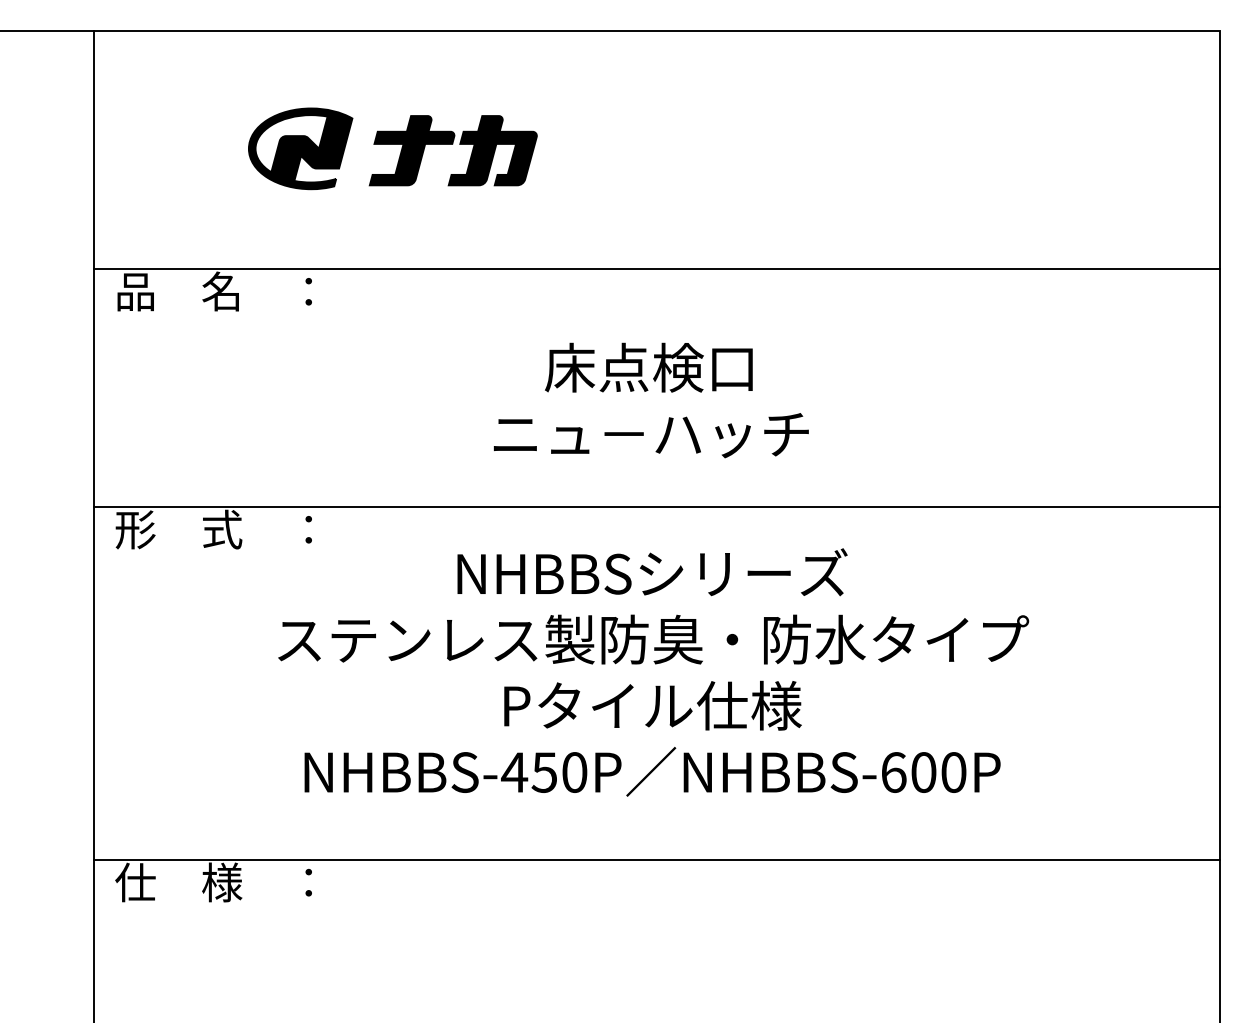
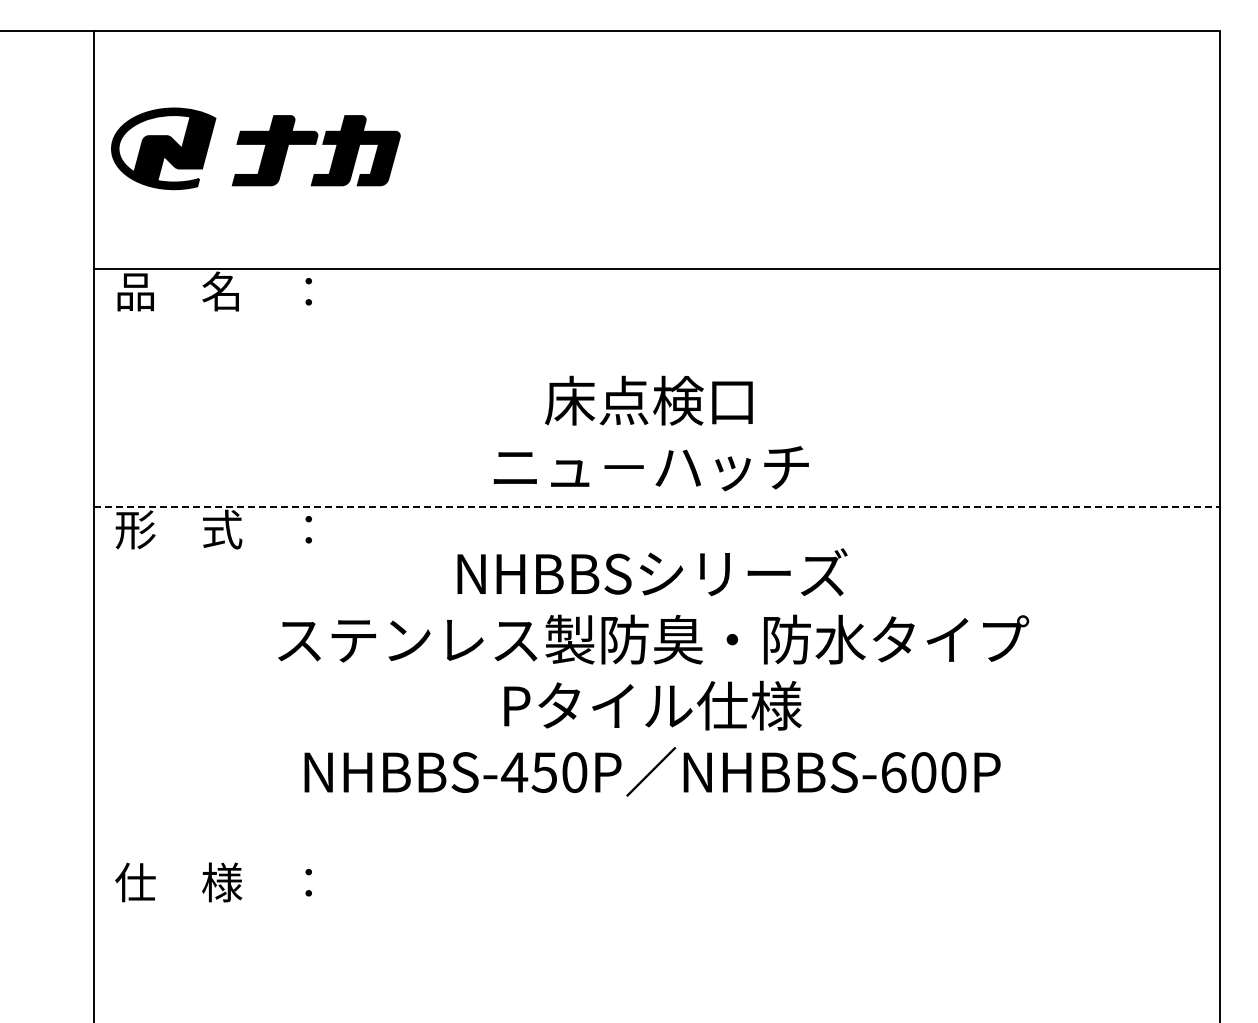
part position: (392, 148) -> (255, 148) (255, 148)
text position: (651, 400) -> (651, 433) (651, 433)
line: solid -> dashed (657, 506)
line: present -> none (656, 859)
